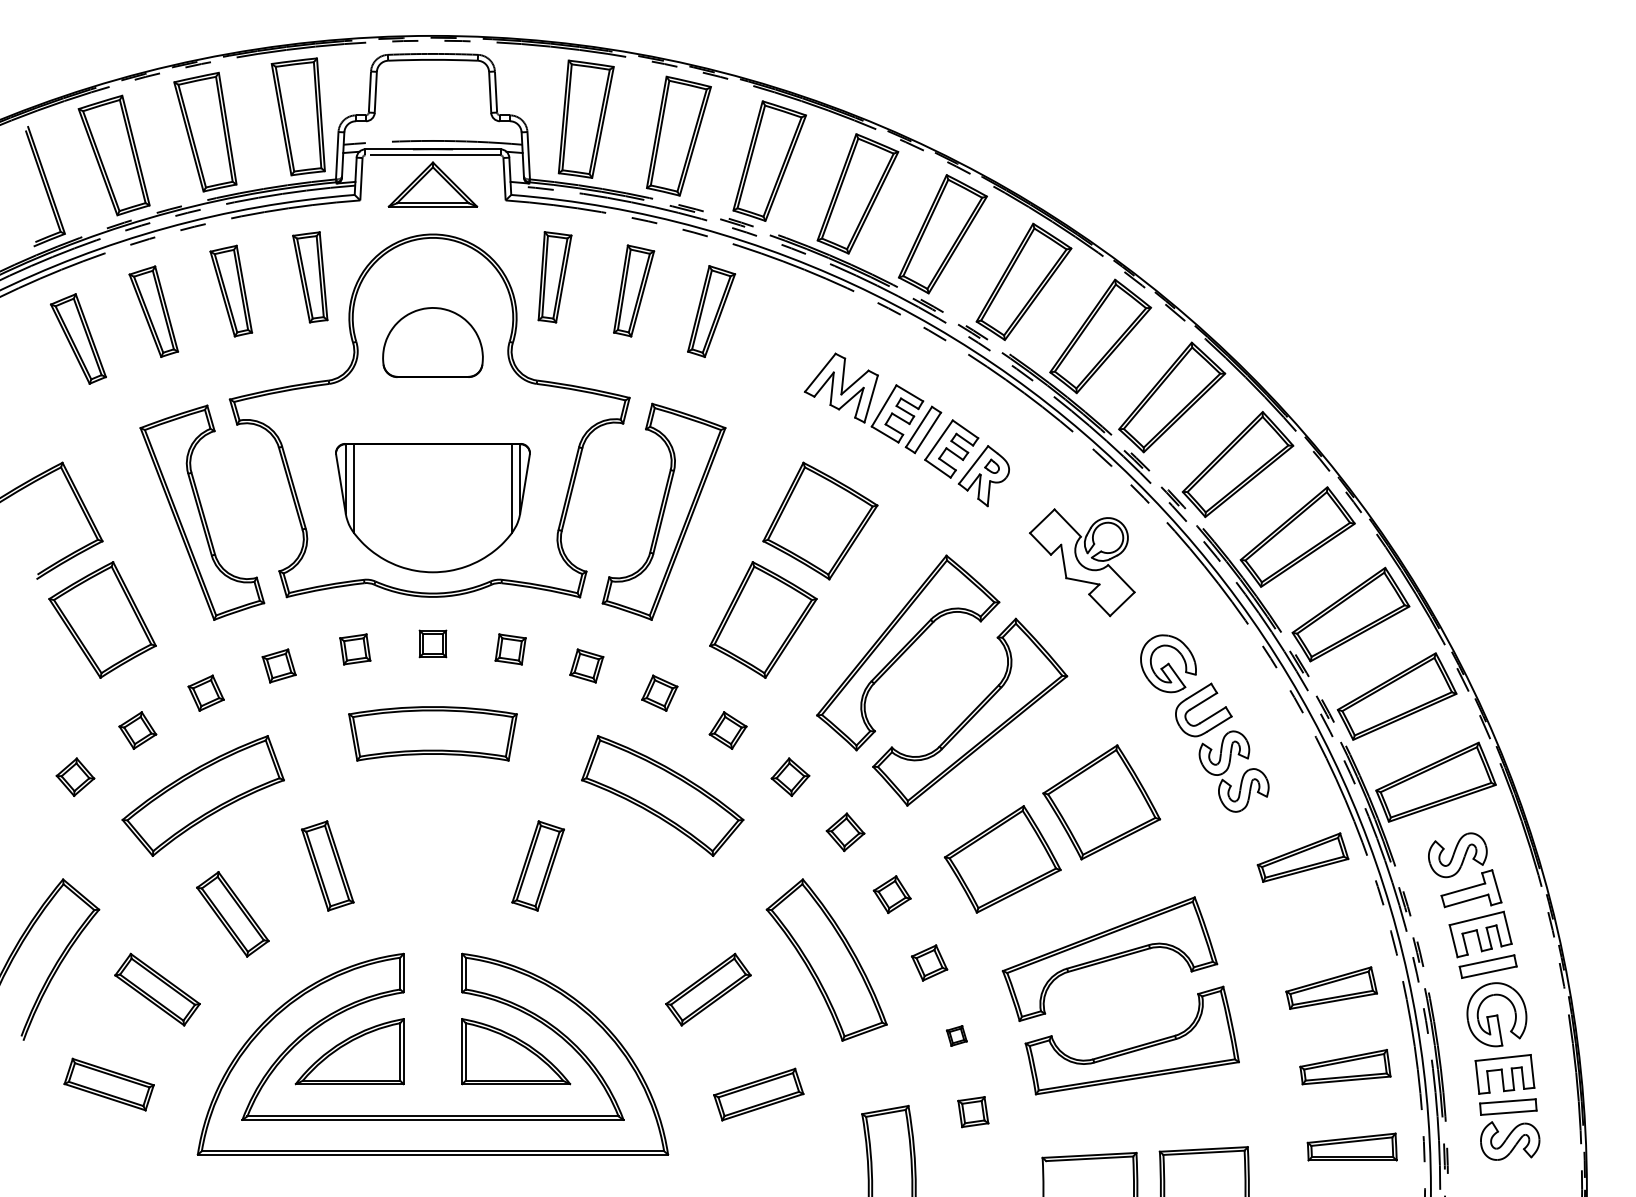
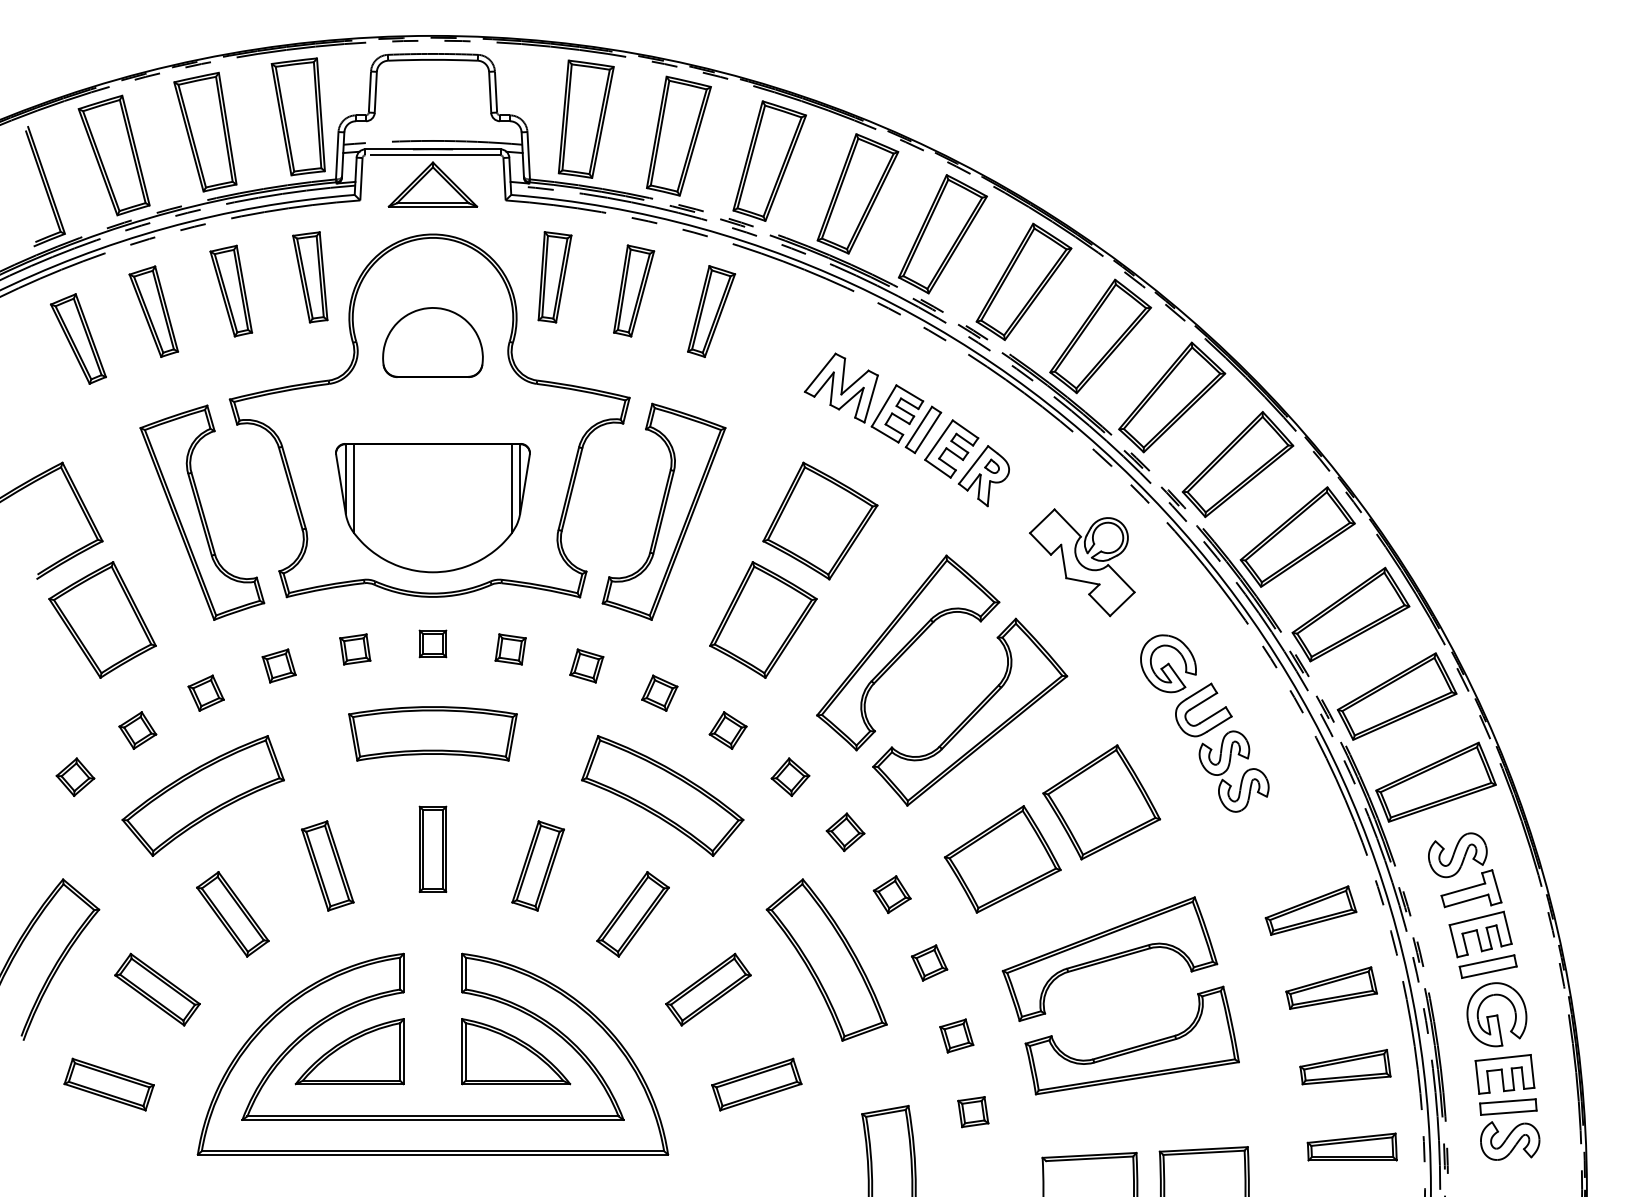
part: none -> present (432, 848)
part position: (1302, 857) -> (1310, 910) (1310, 910)
part: none -> present (632, 914)
part size: 23x22 px -> 36x36 px (956, 1035)
part position: (758, 1094) -> (756, 1084) (756, 1084)
